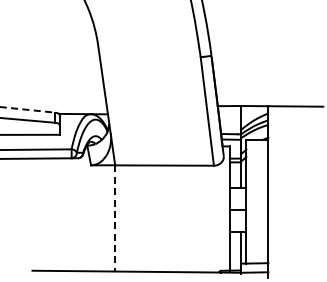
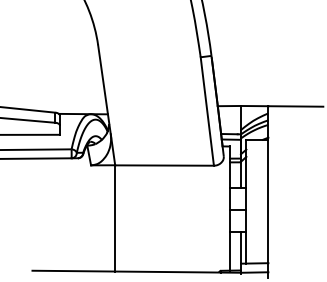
line: dashed -> solid (28, 109)
line: dashed -> solid (115, 219)
